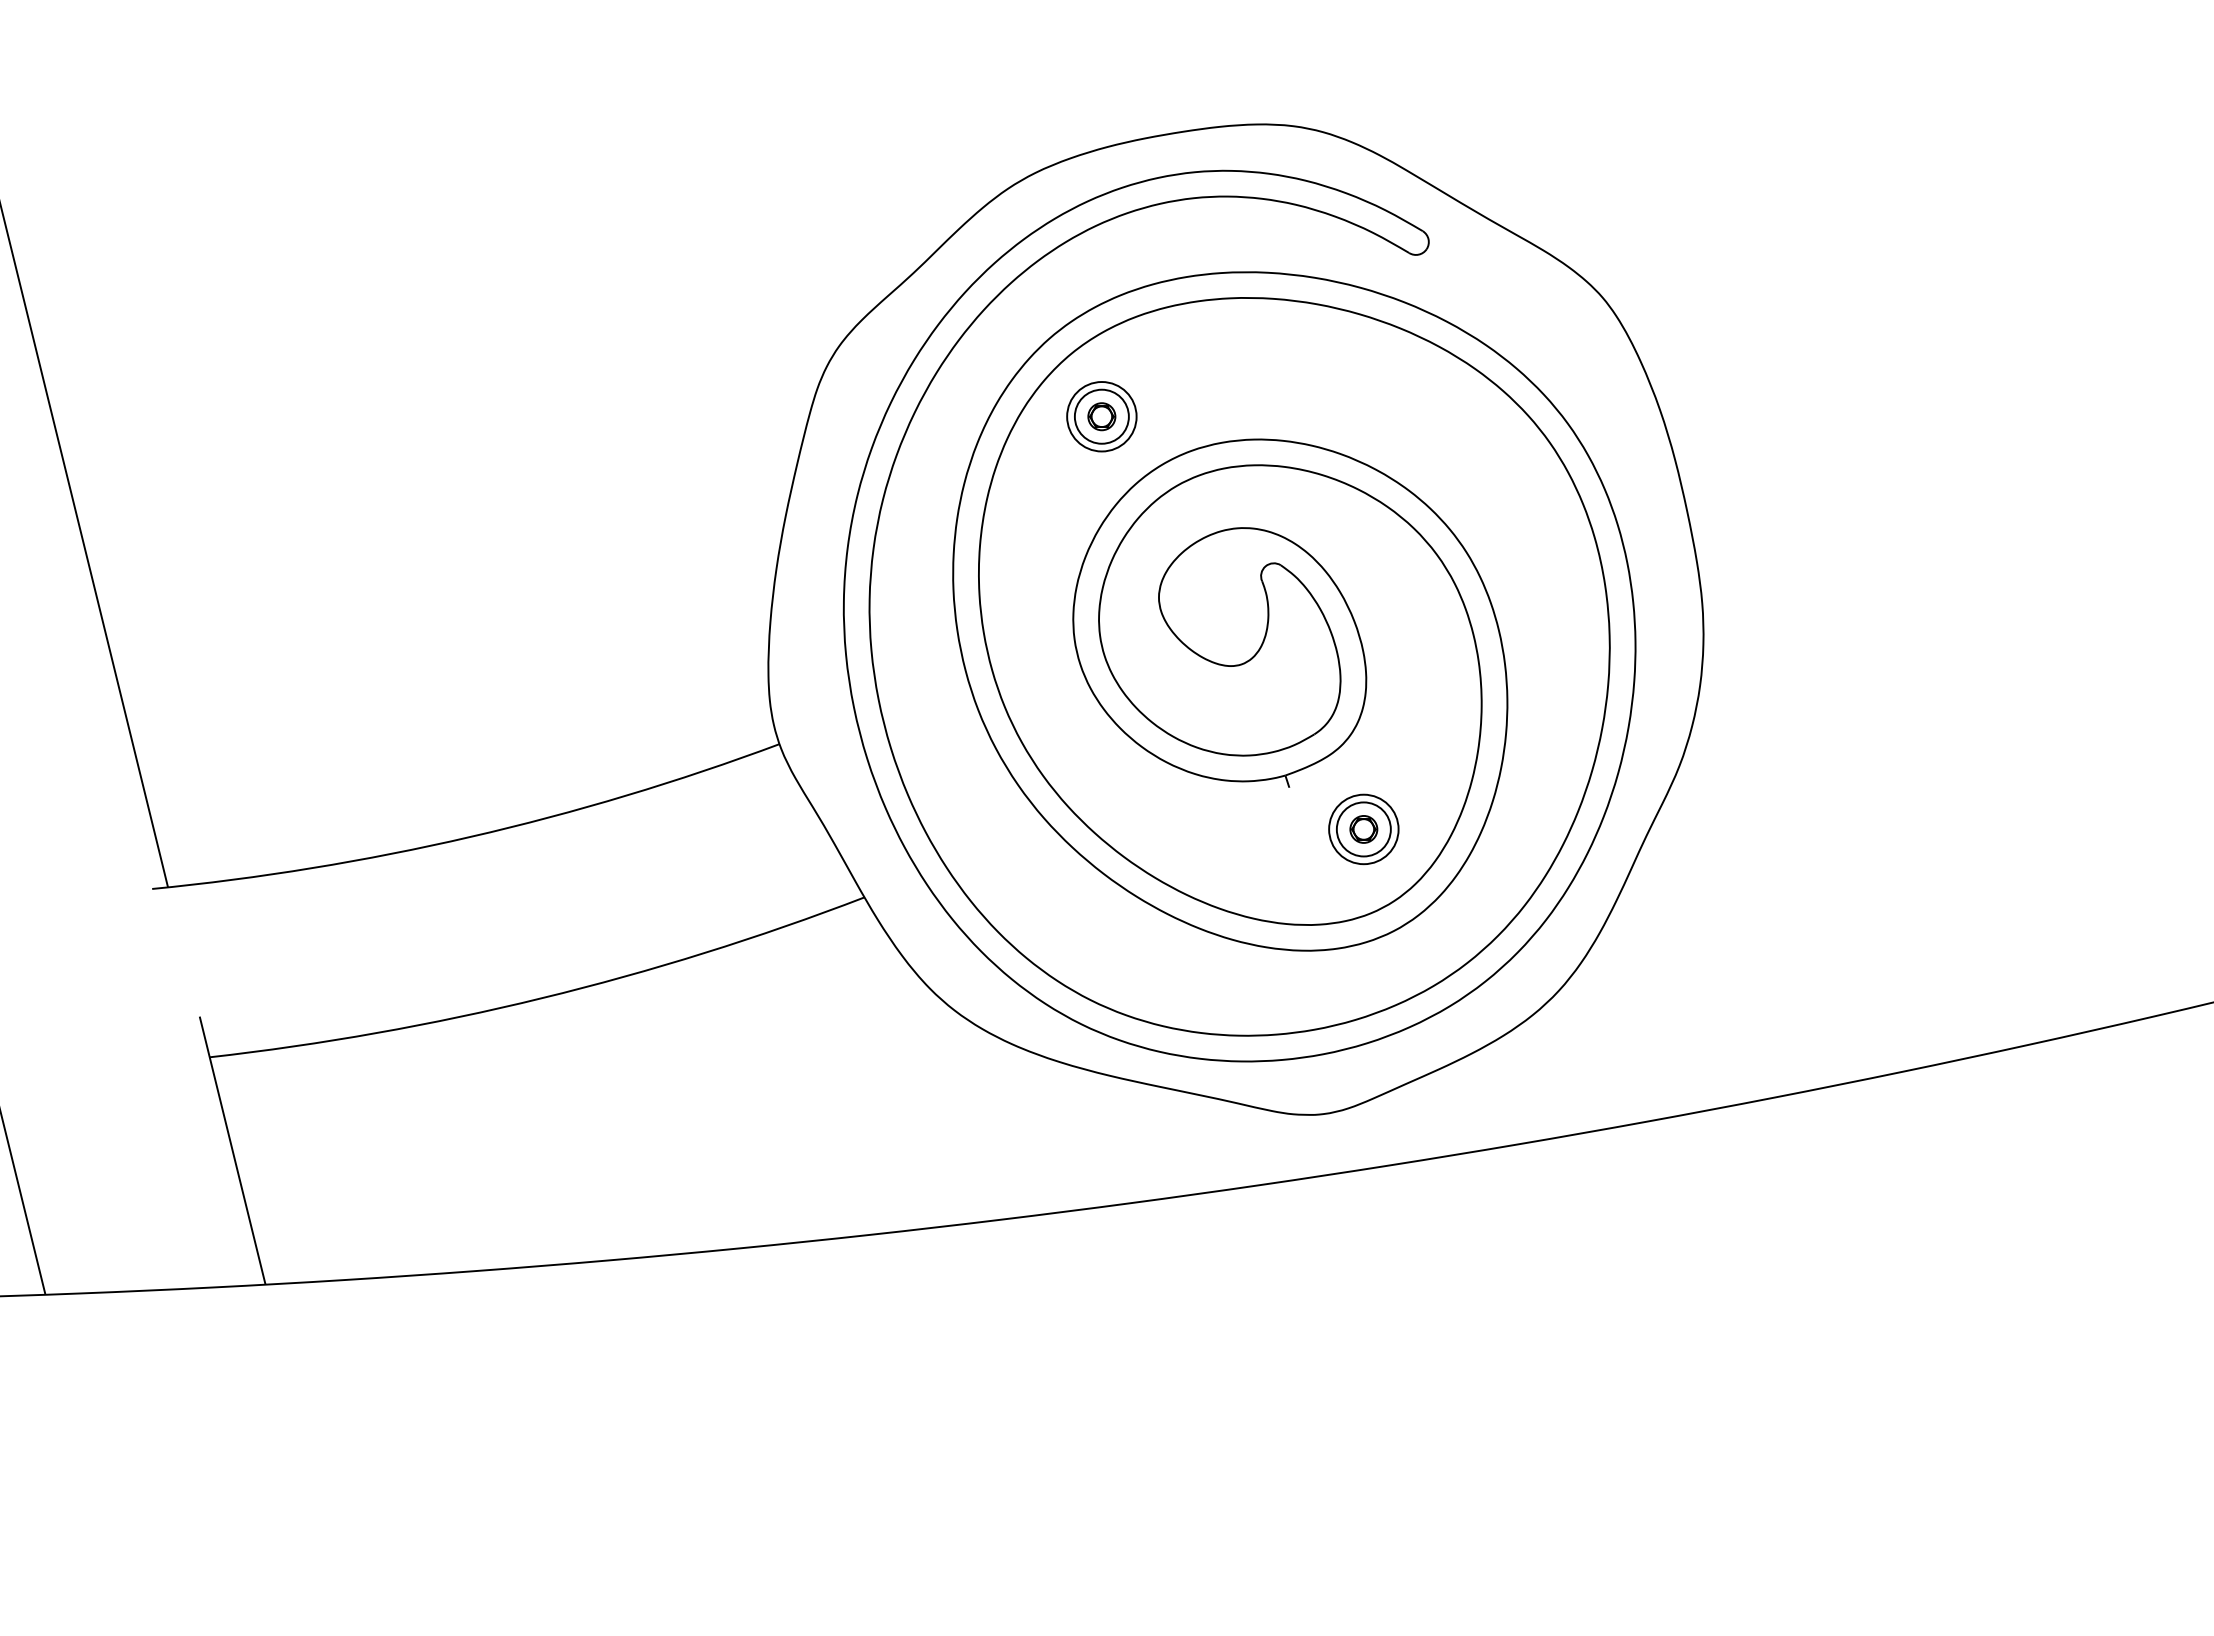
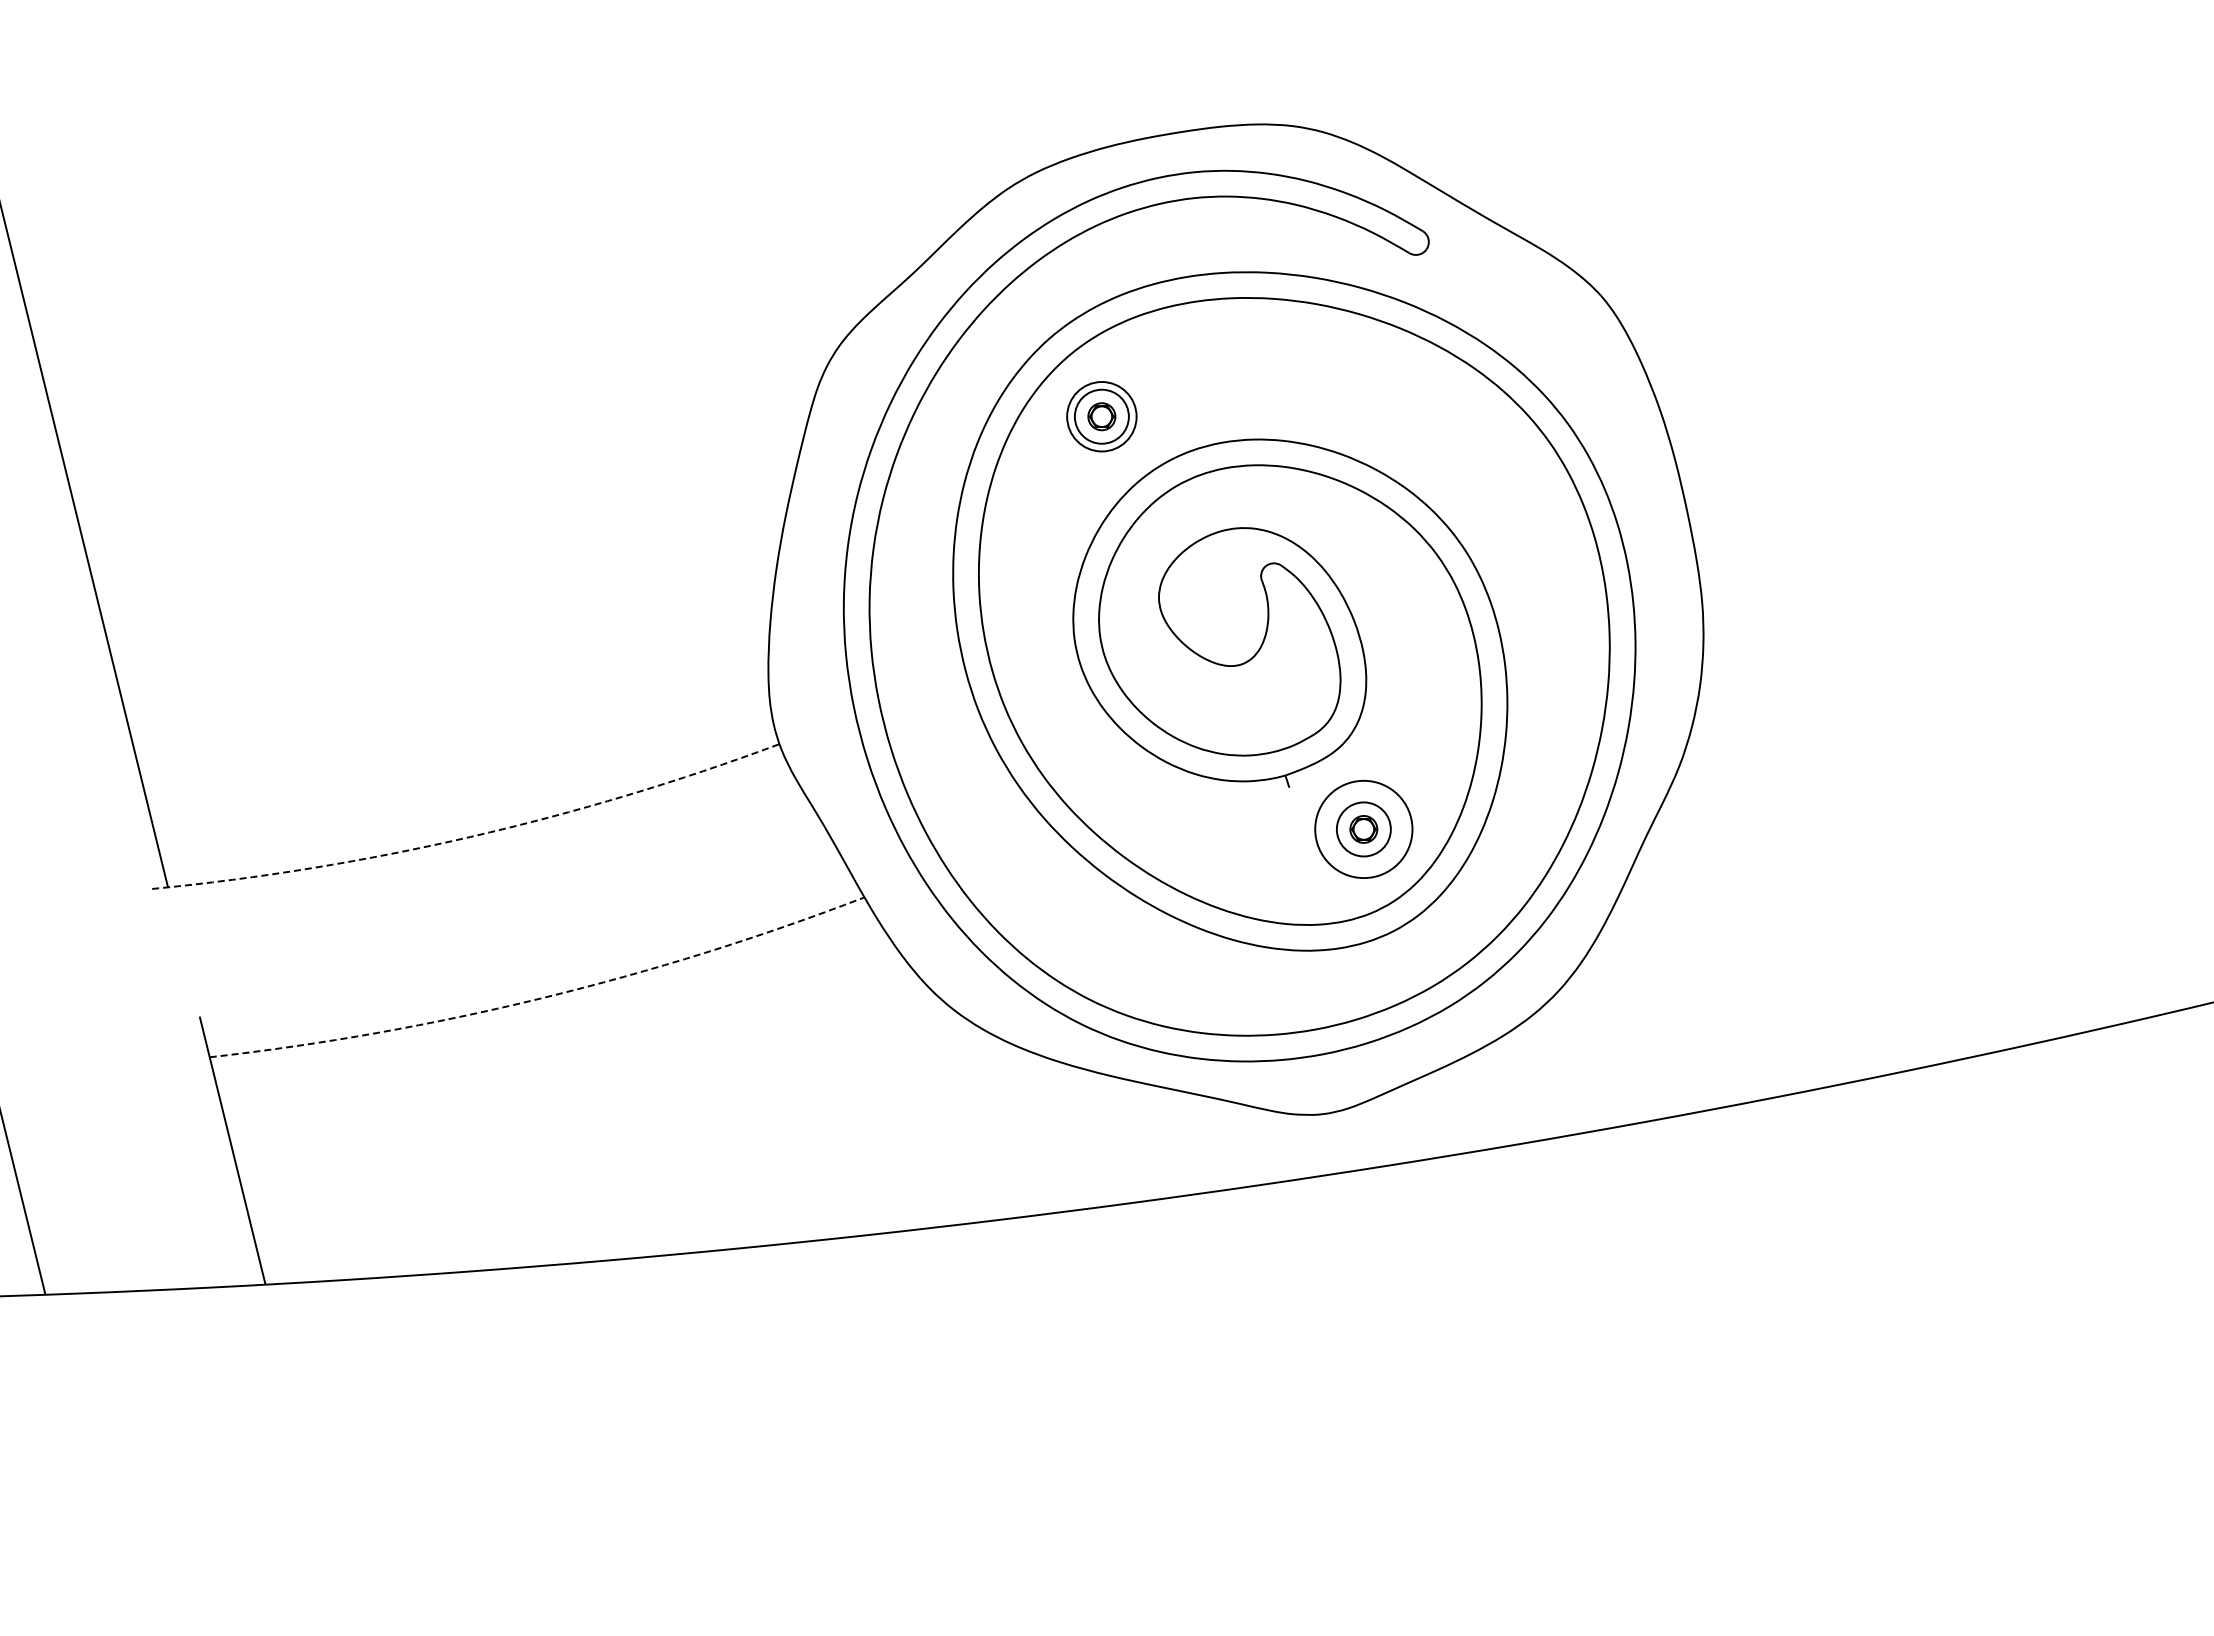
circle diameter: 69 px -> 97 px (1363, 829)
arc: solid -> dashed (470, 836)
arc: solid -> dashed (542, 998)
